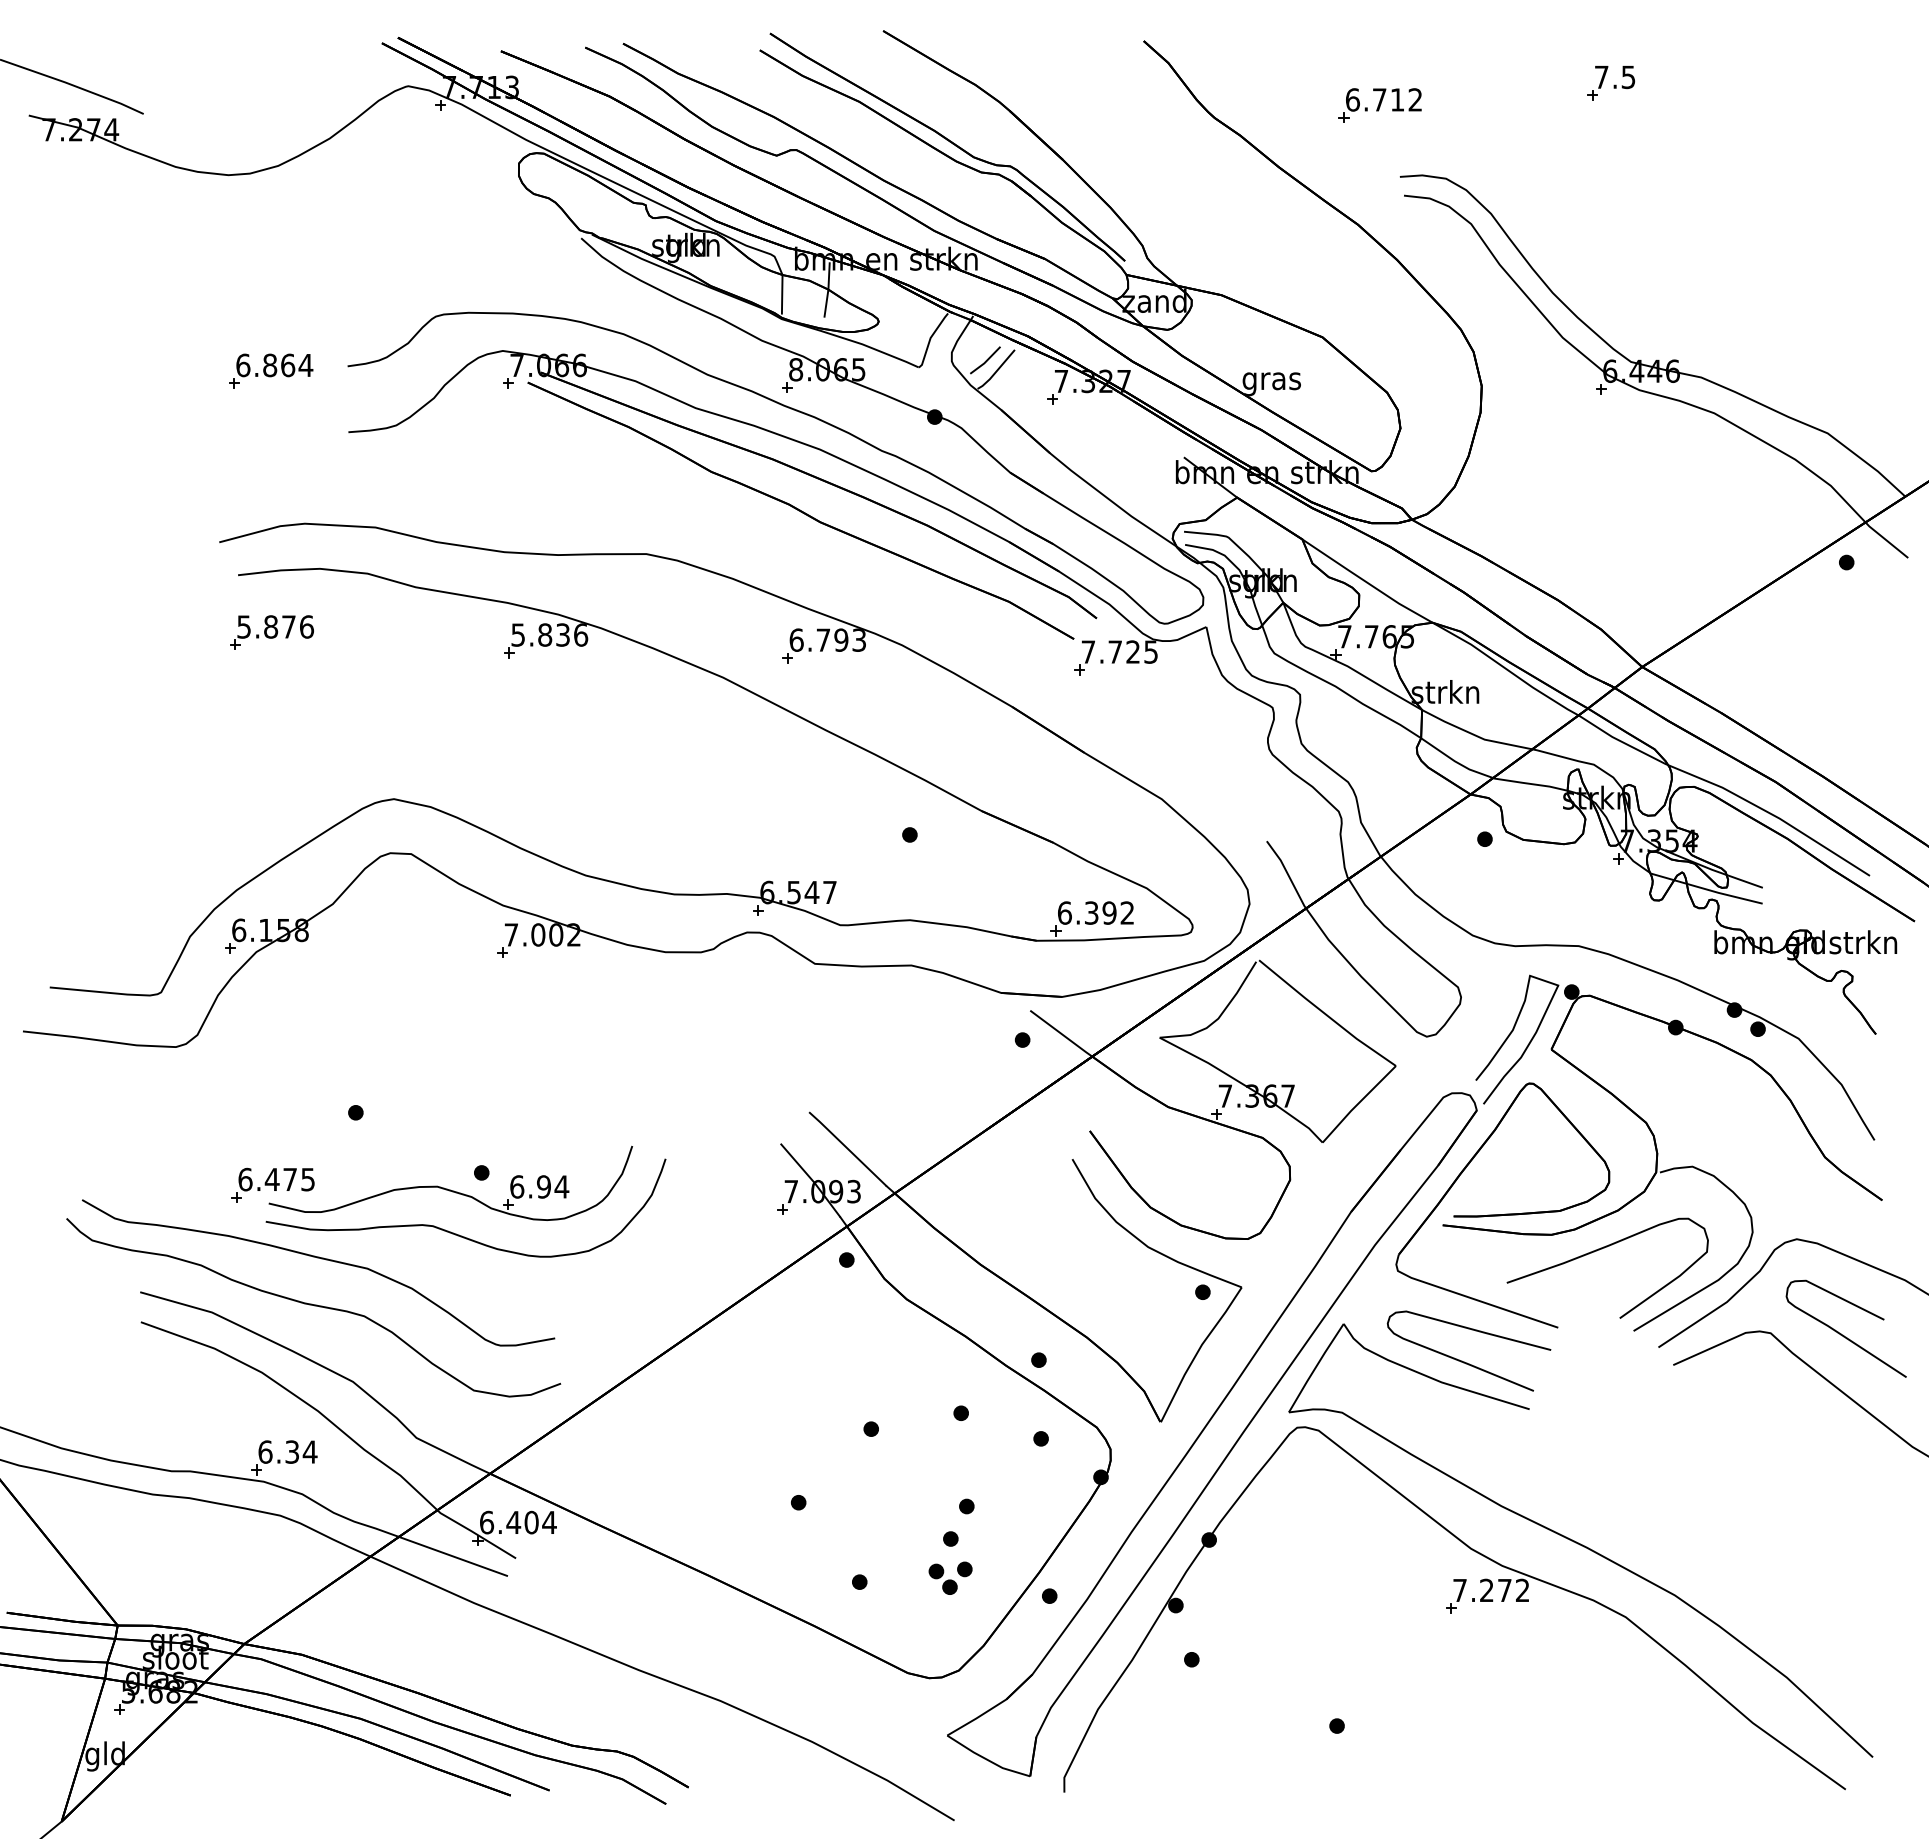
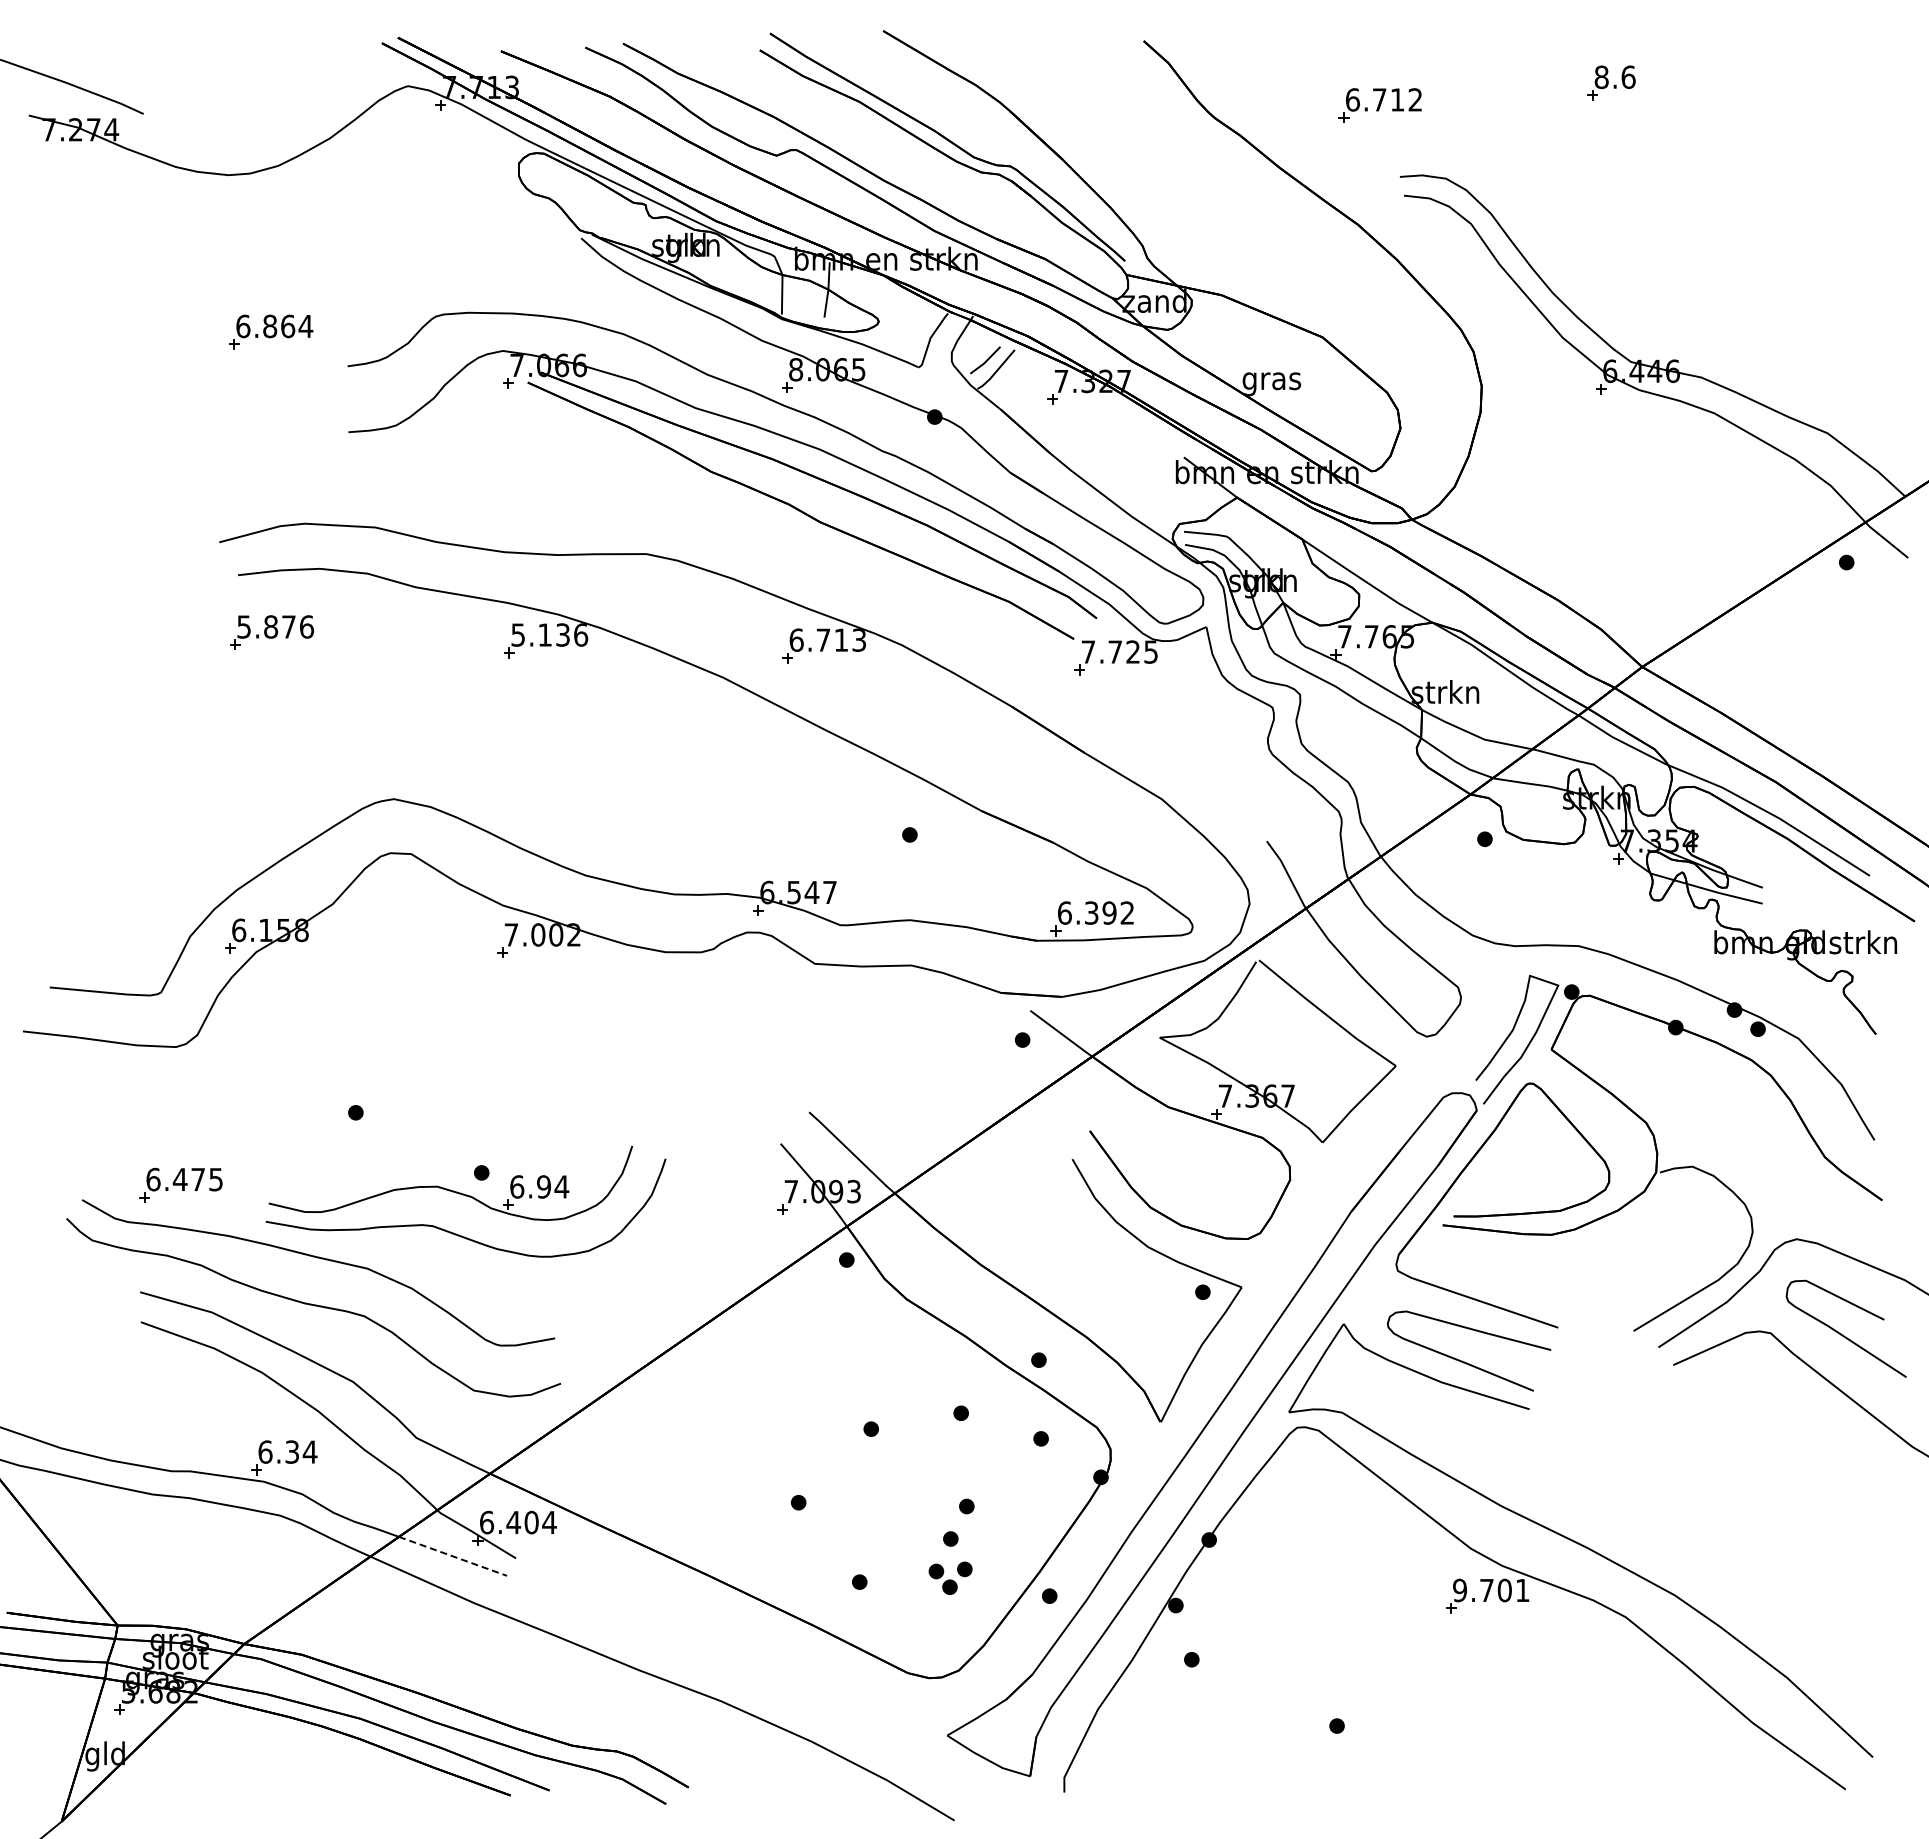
text: 7.5 -> 8.6 (1614, 77)
part position: (271, 370) -> (271, 331) (271, 331)
text: 5.836 -> 5.136 (545, 634)
text: 6.793 -> 6.713 (841, 639)
part position: (272, 1184) -> (180, 1184) (180, 1184)
curve: present -> none (1602, 1249)
line: solid -> dashed (453, 1556)
text: 7.272 -> 9.701 (1491, 1590)
